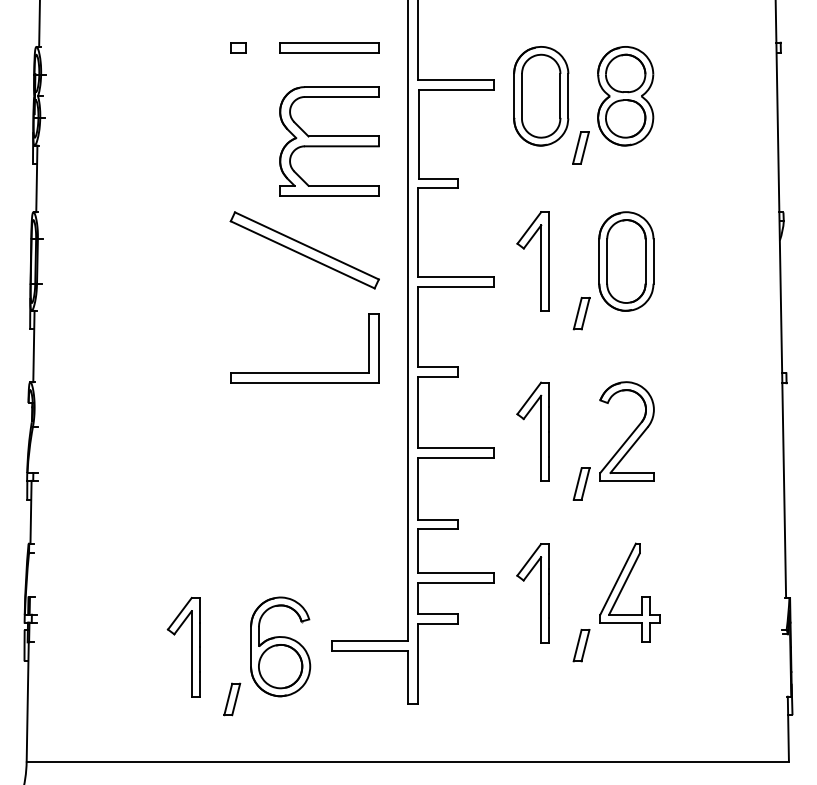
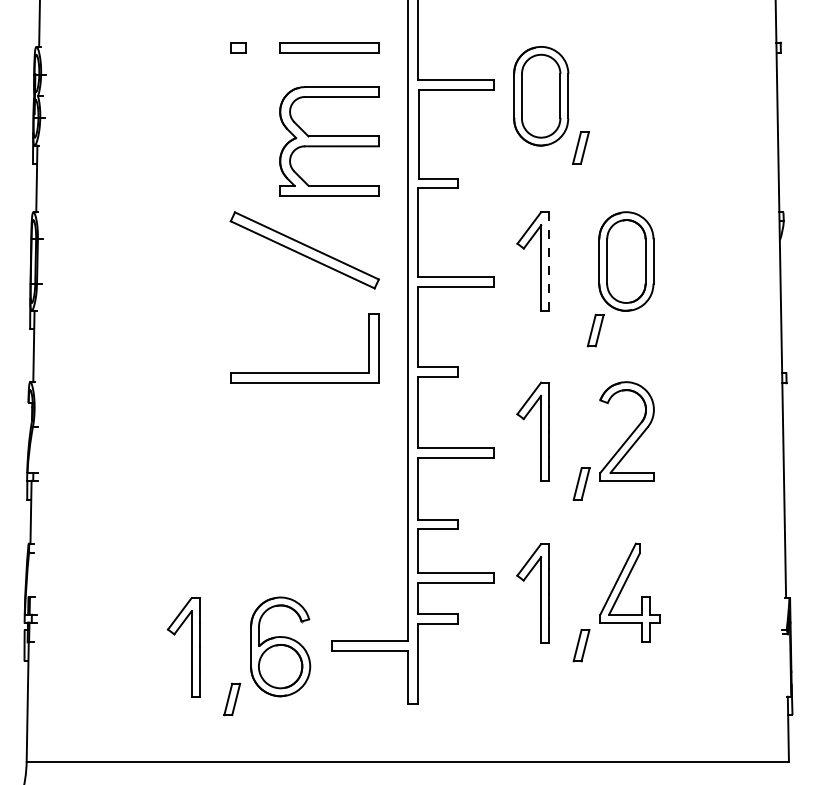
part: present -> none (625, 96)
line: solid -> dashed (549, 261)
part position: (581, 313) -> (595, 330) (595, 330)
